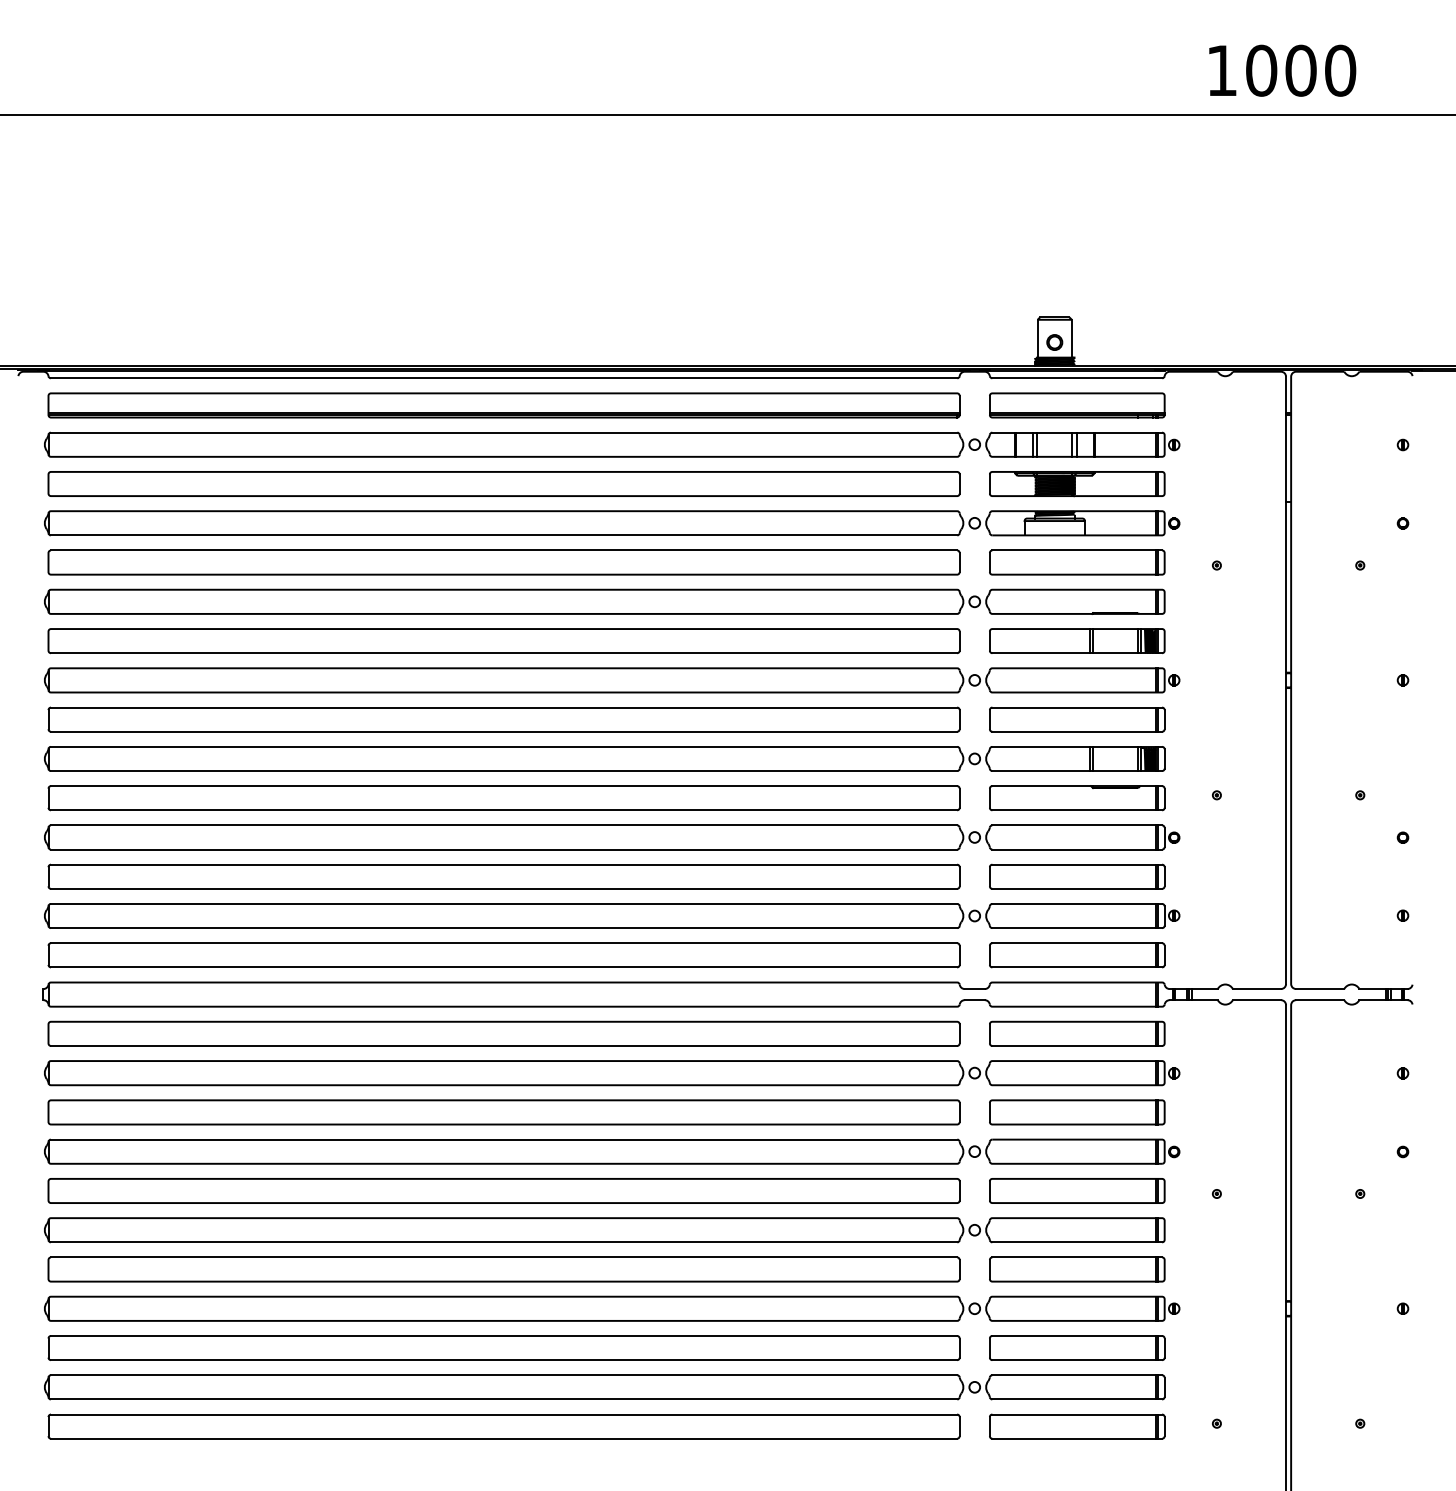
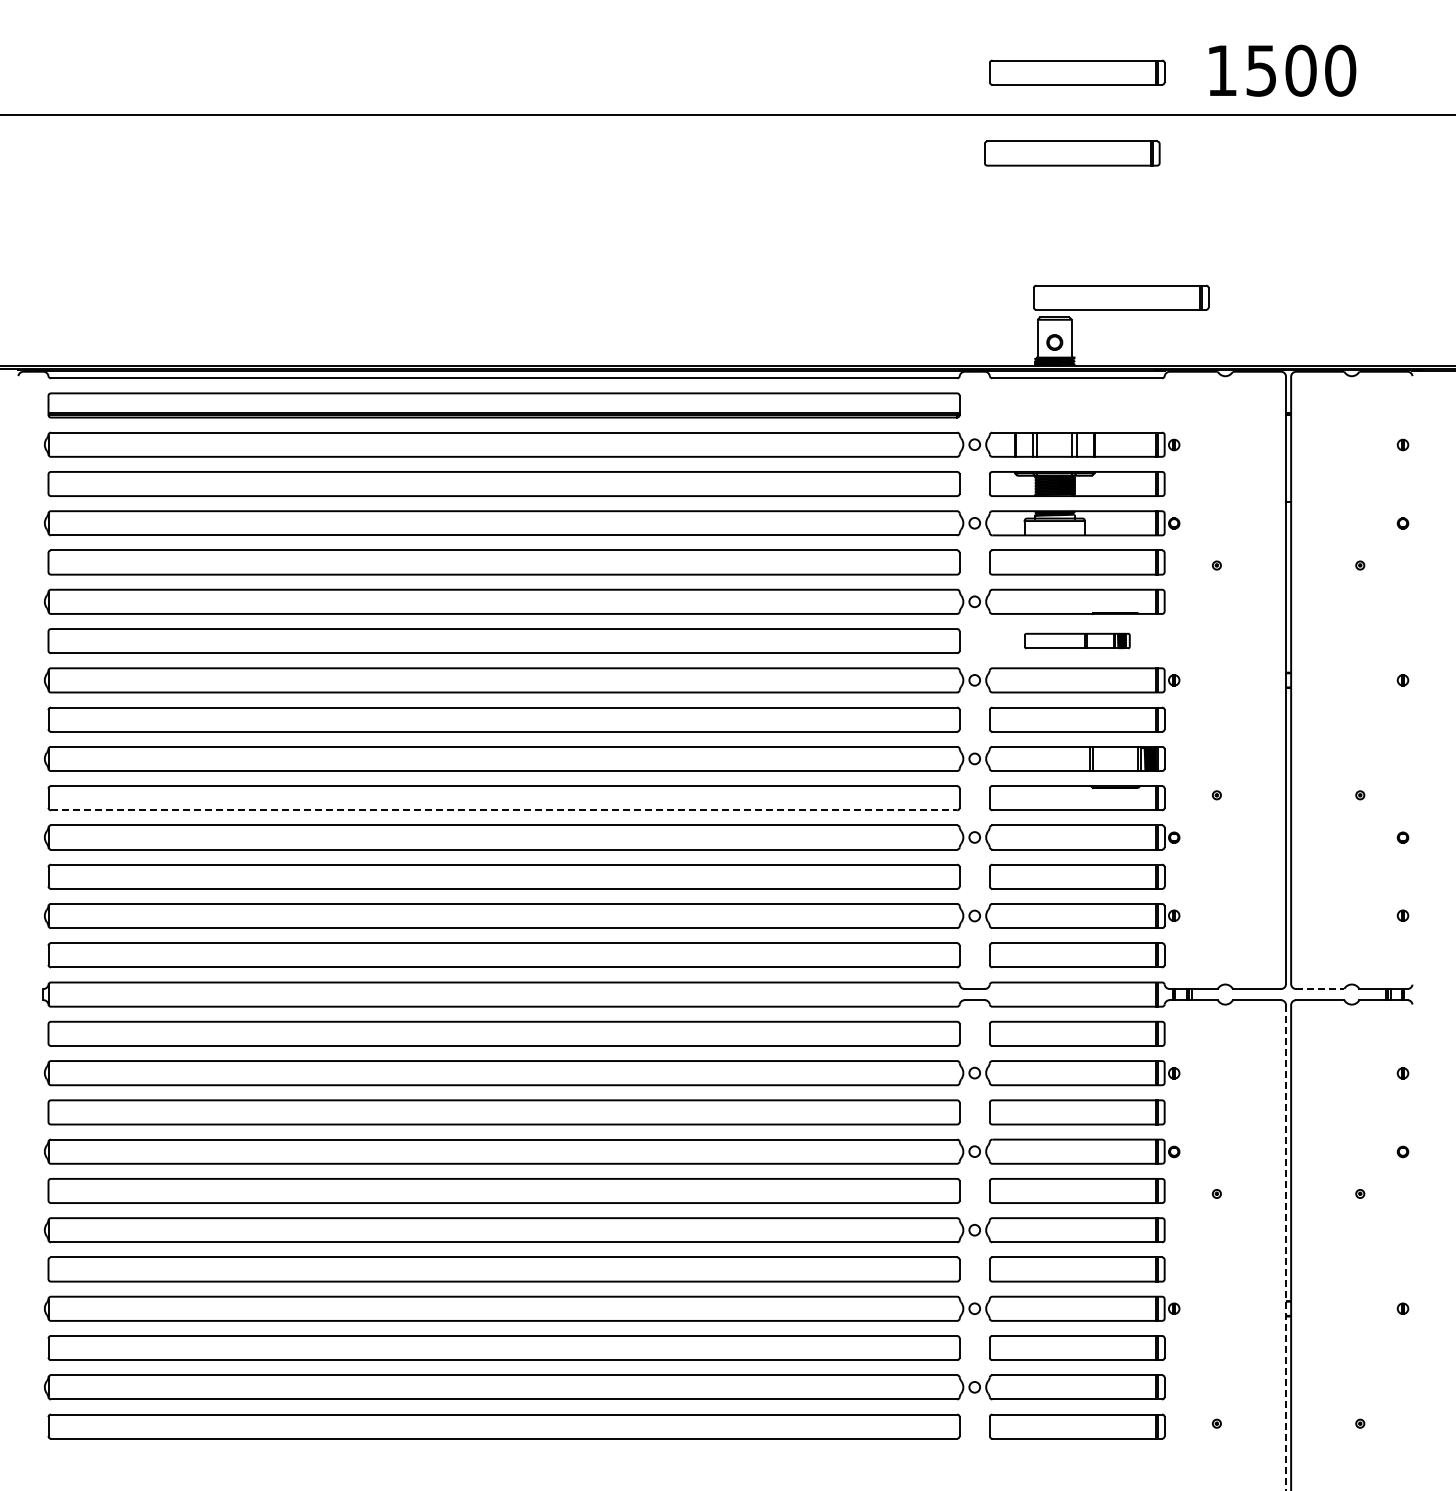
text: 1000 -> 1500 (1261, 70)
part: none -> present (1077, 72)
part: none -> present (1072, 153)
part: none -> present (1121, 297)
part: present -> none (1077, 405)
part size: 177x26 px -> 107x18 px (1077, 640)
line: solid -> dashed (504, 810)
line: solid -> dashed (1320, 989)
line: solid -> dashed (1286, 1247)
